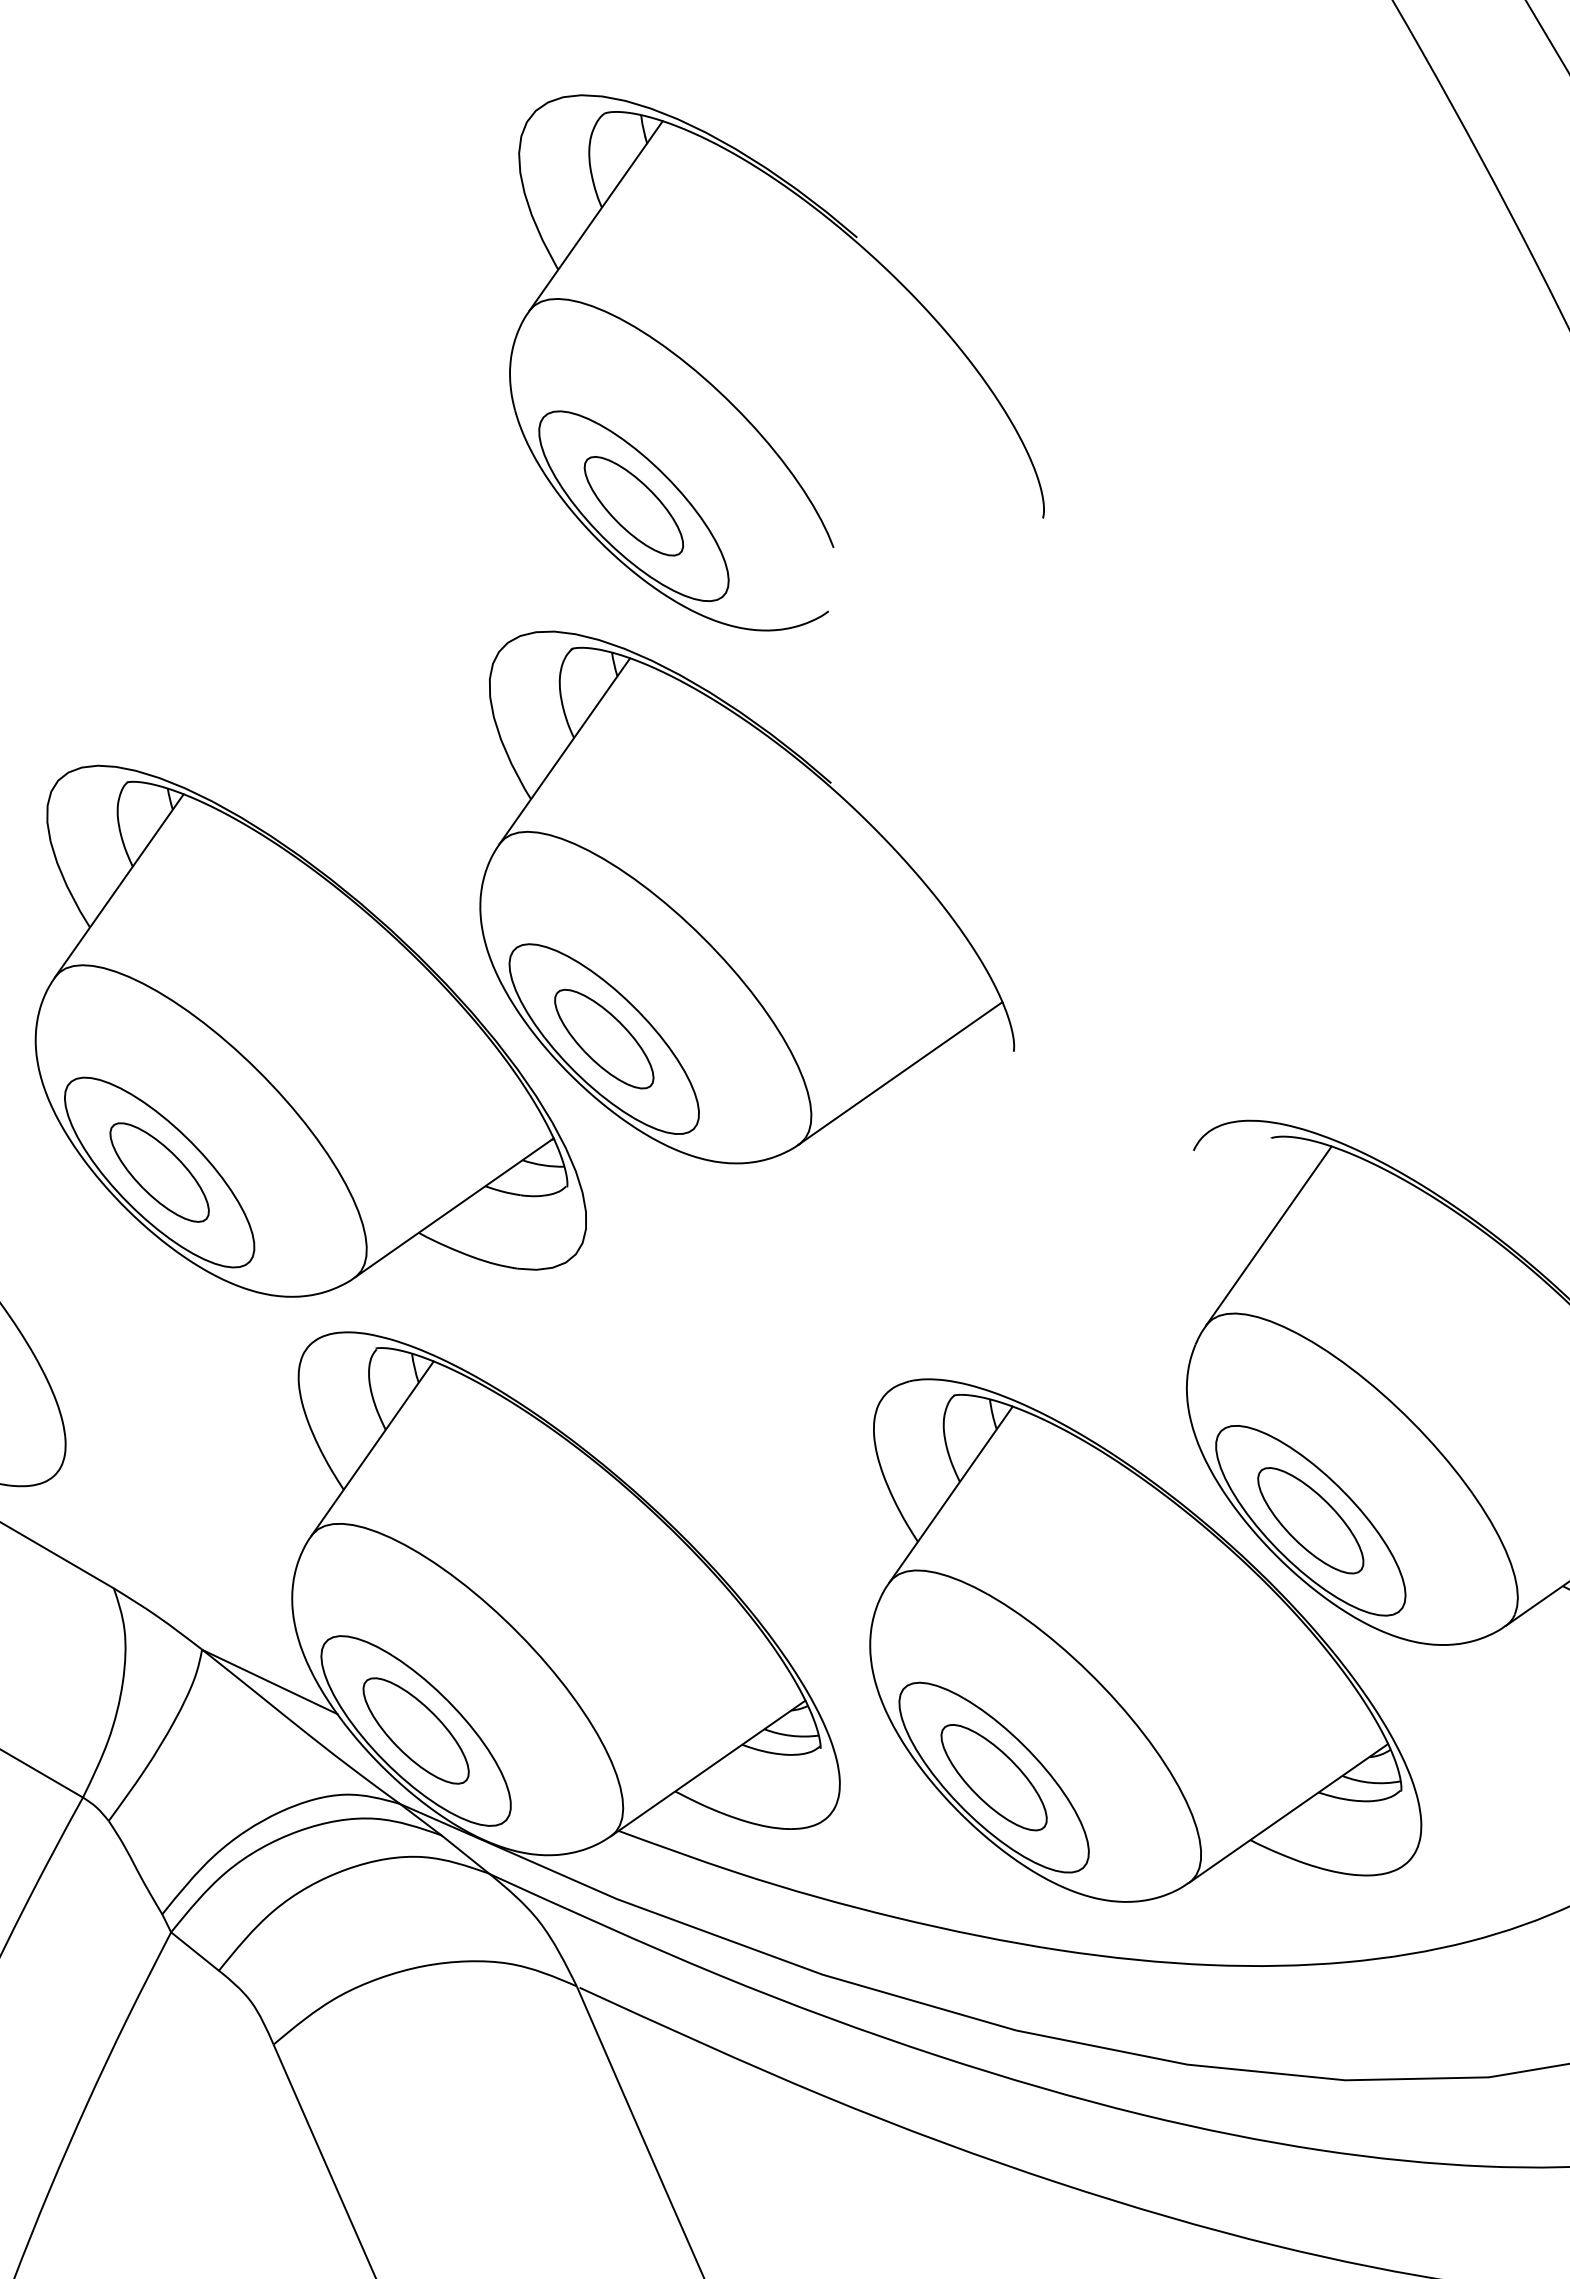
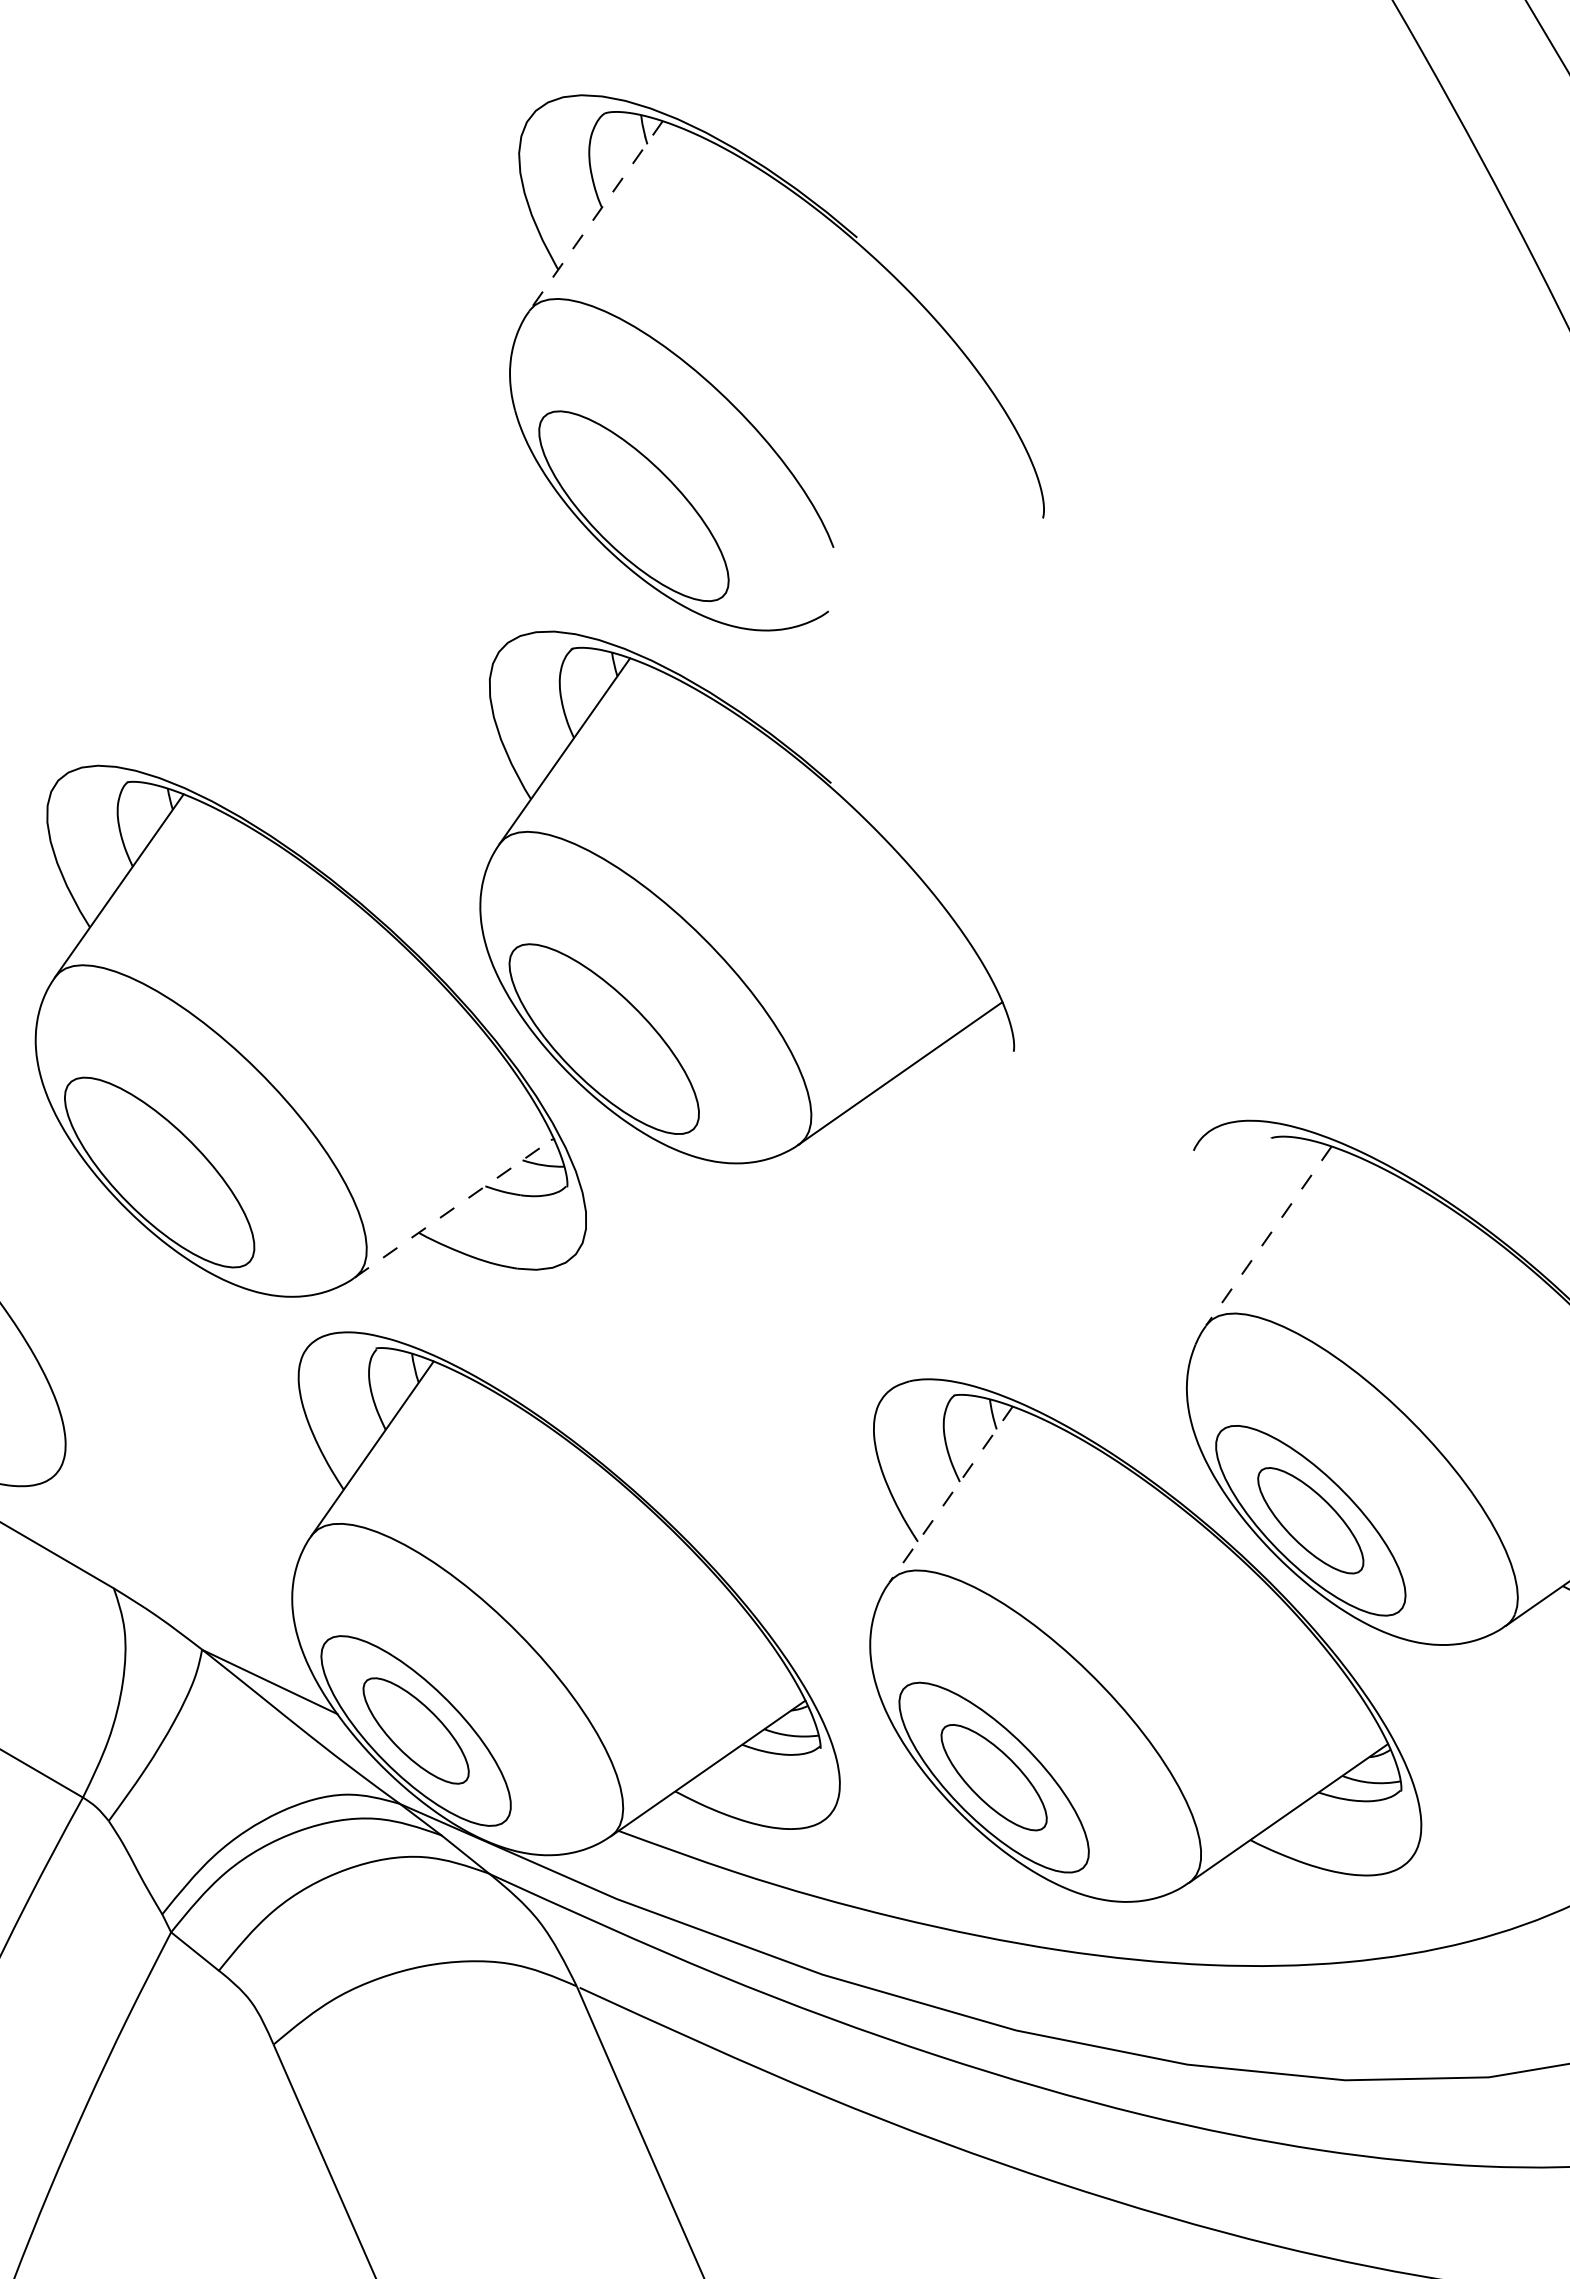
line: solid -> dashed (595, 216)
part: present -> none (633, 506)
part: present -> none (604, 1038)
part: present -> none (159, 1172)
line: solid -> dashed (454, 1207)
line: solid -> dashed (1268, 1236)
line: solid -> dashed (950, 1494)
